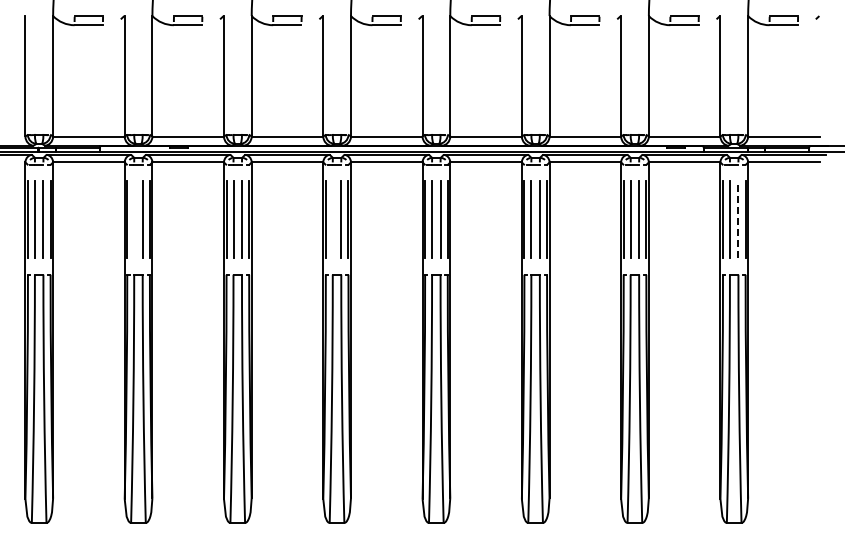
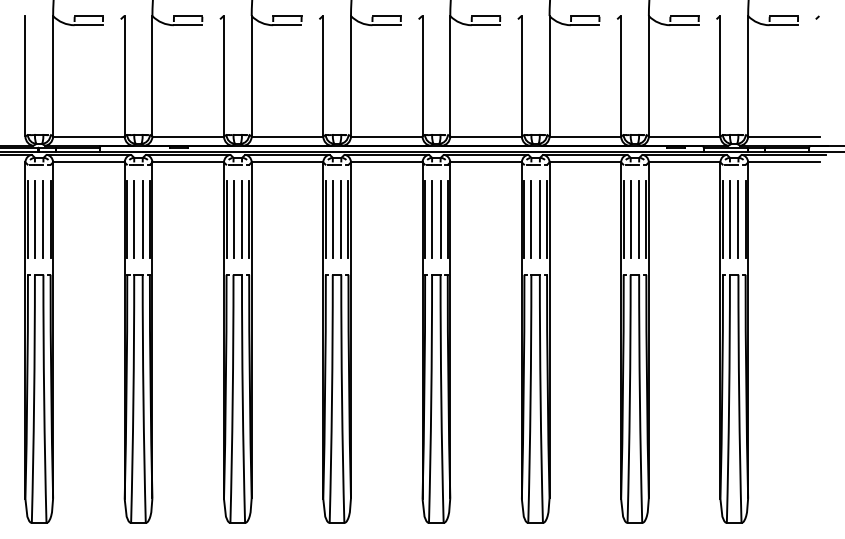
line: none -> present (134, 219)
line: none -> present (332, 219)
line: dashed -> solid (738, 219)
